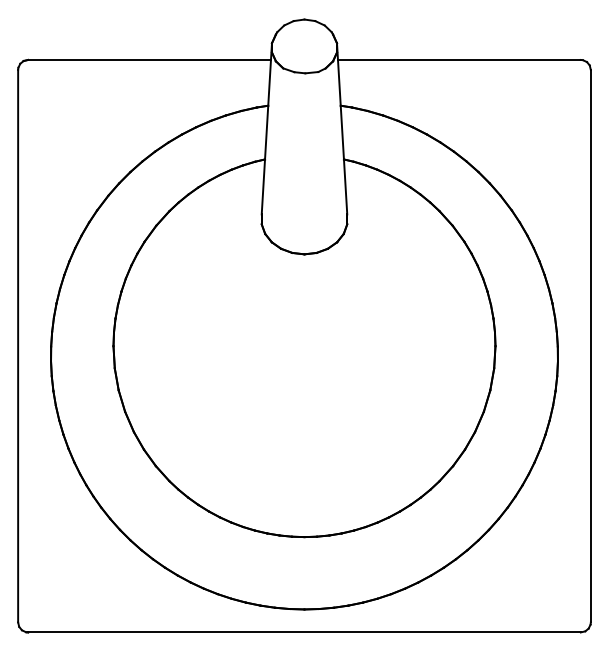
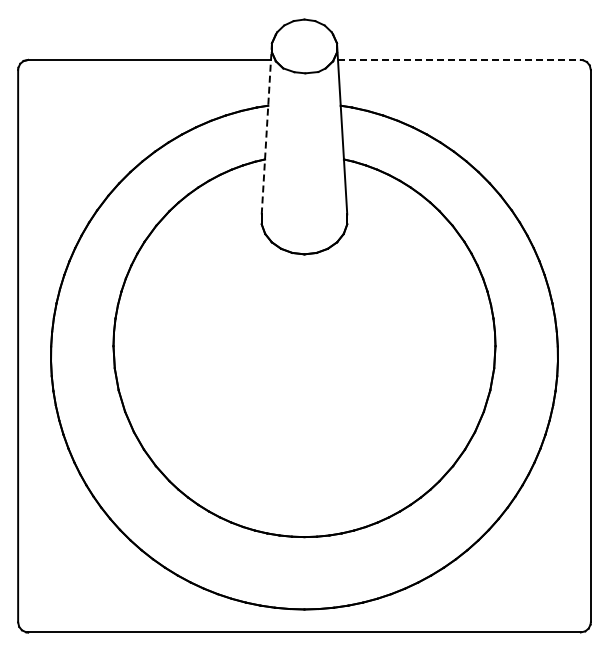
line: solid -> dashed (459, 59)
line: solid -> dashed (266, 128)
